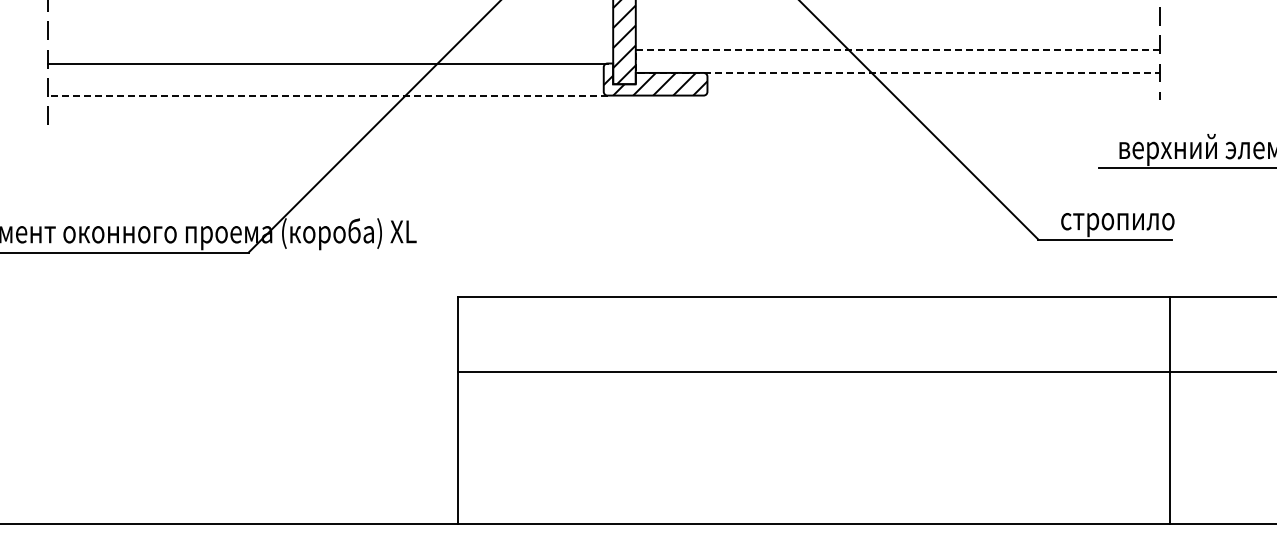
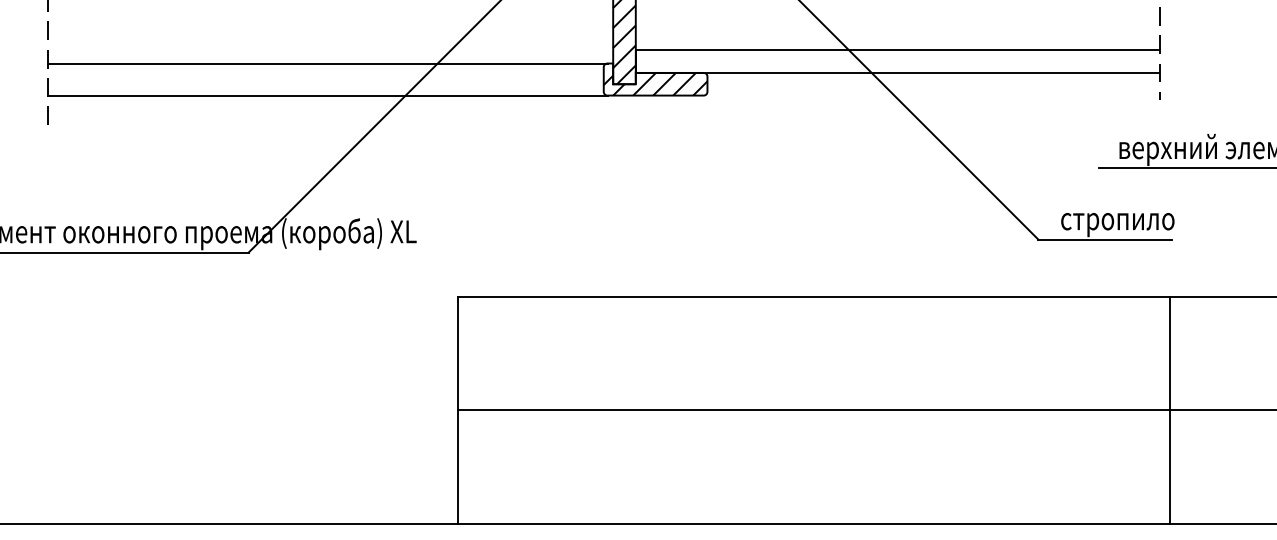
line: dashed -> solid (635, 61)
line: dashed -> solid (327, 95)
line position: (865, 372) -> (865, 410) (865, 410)
